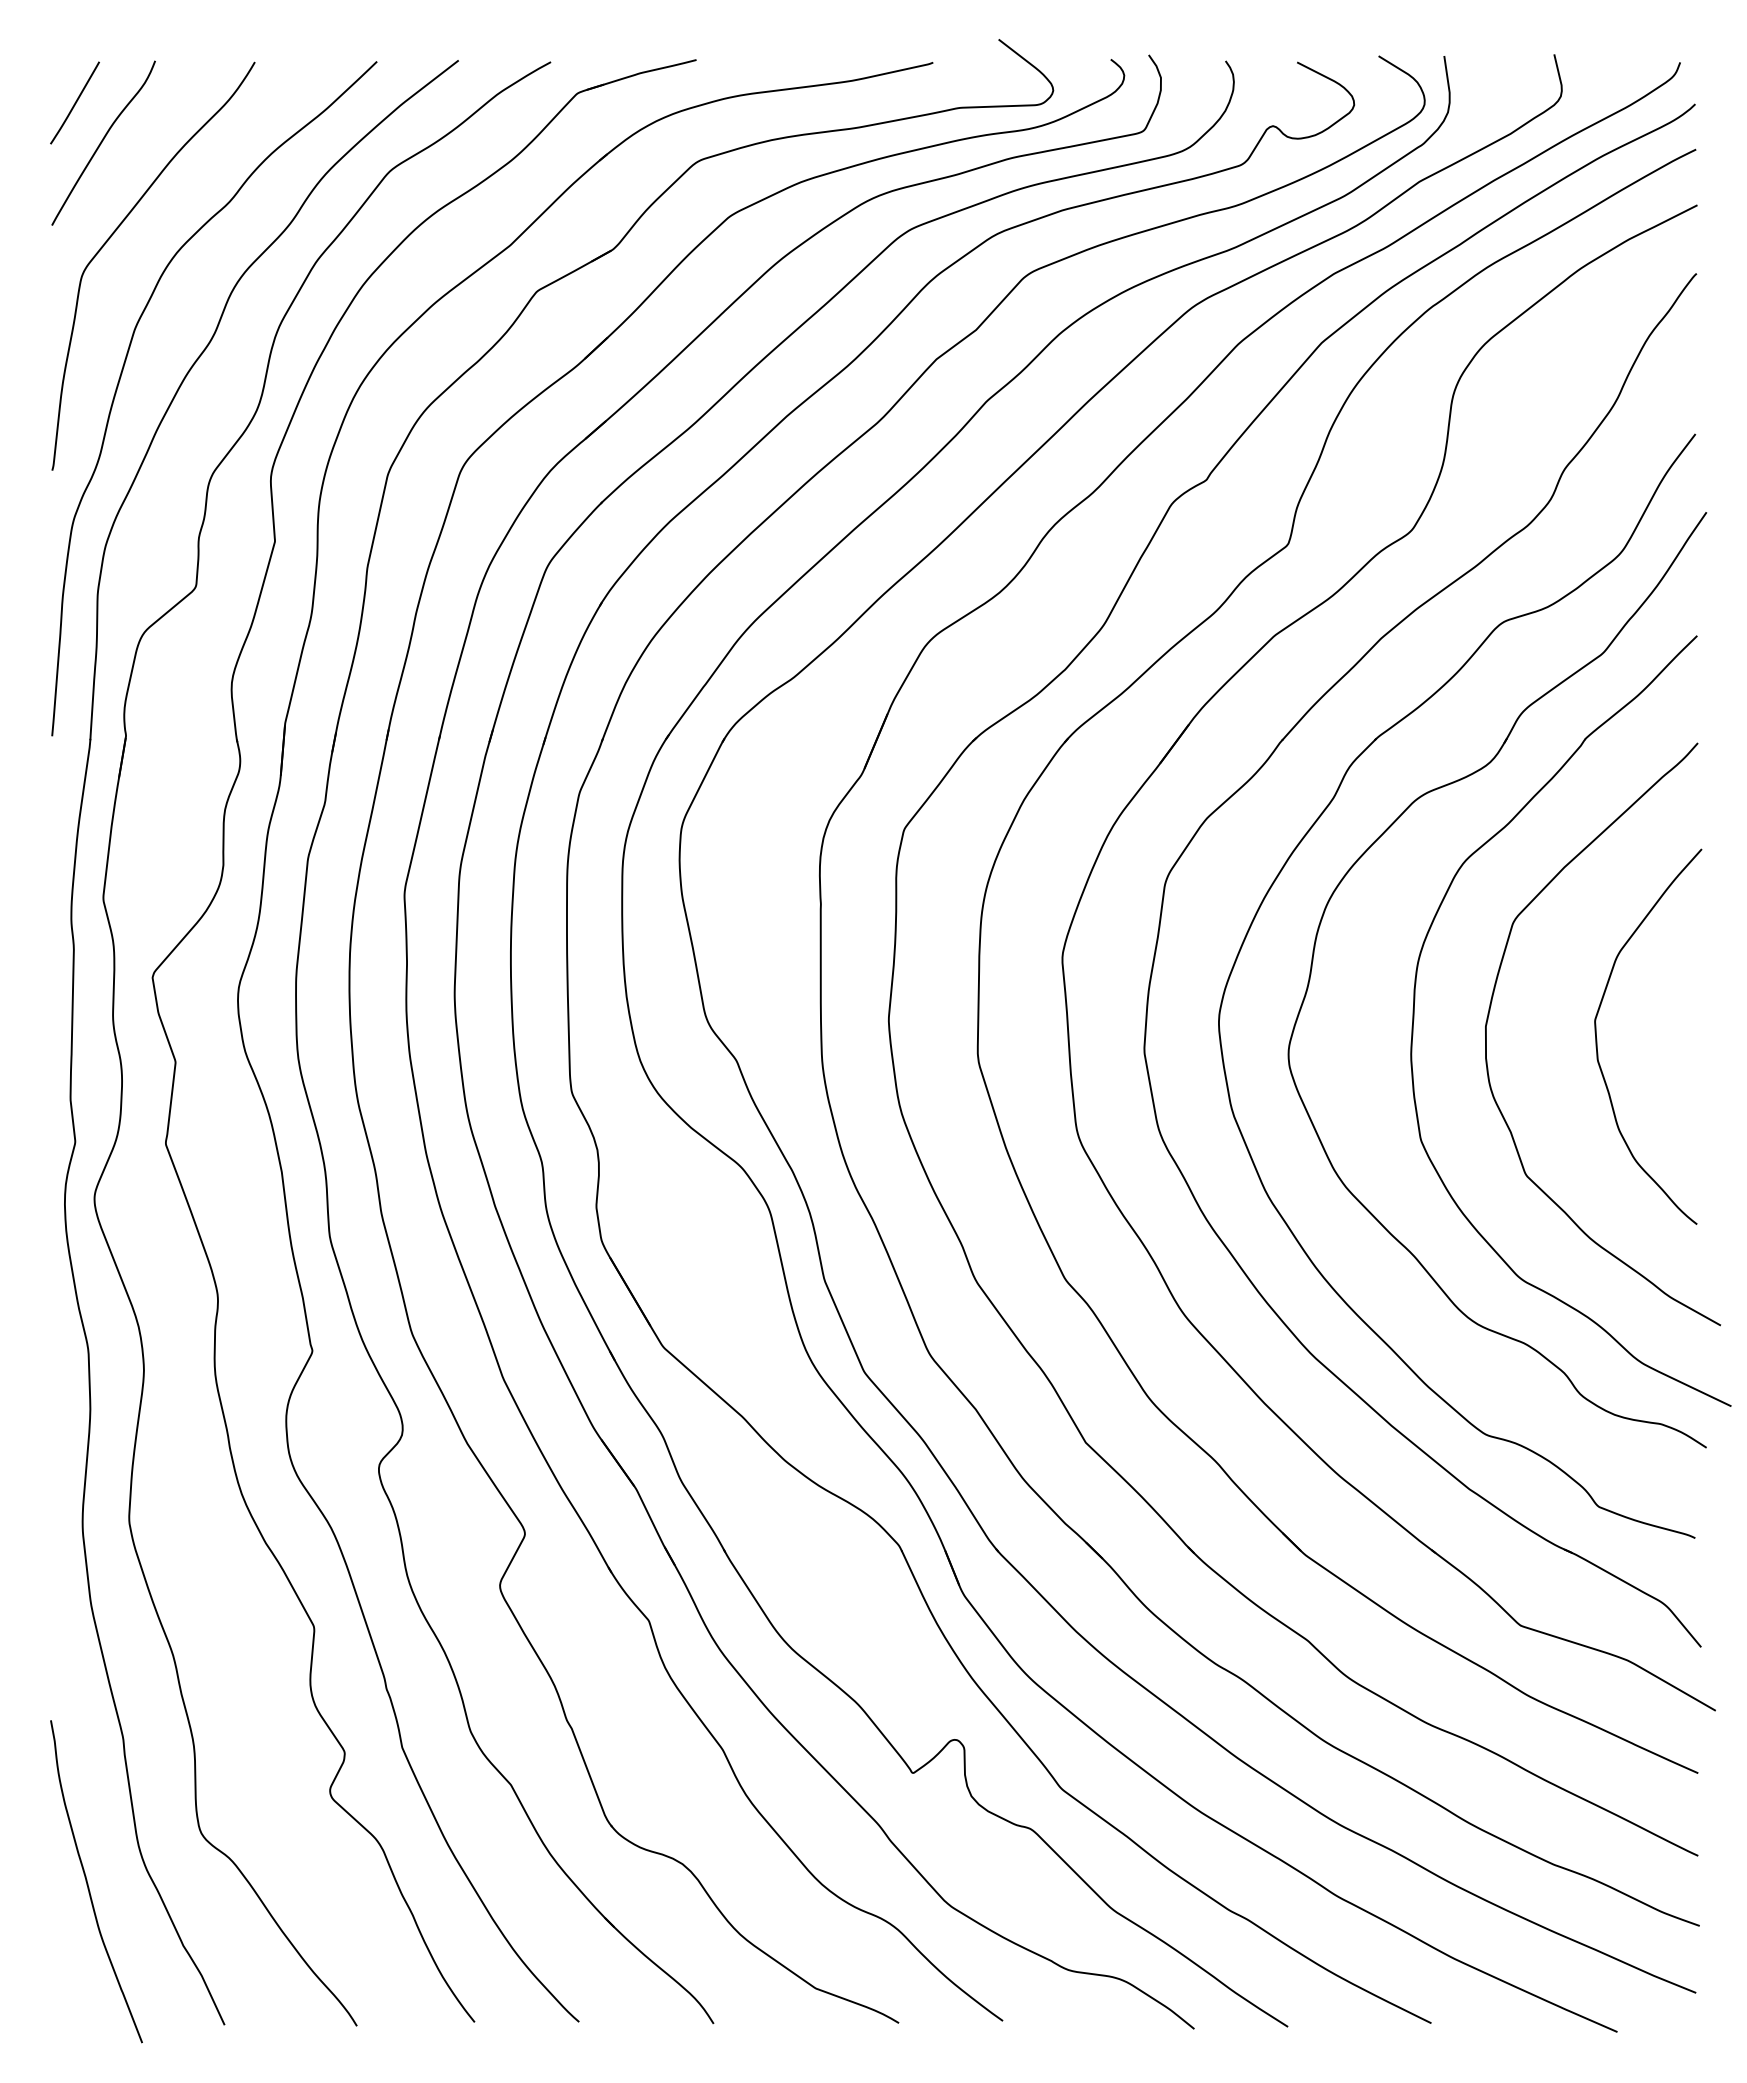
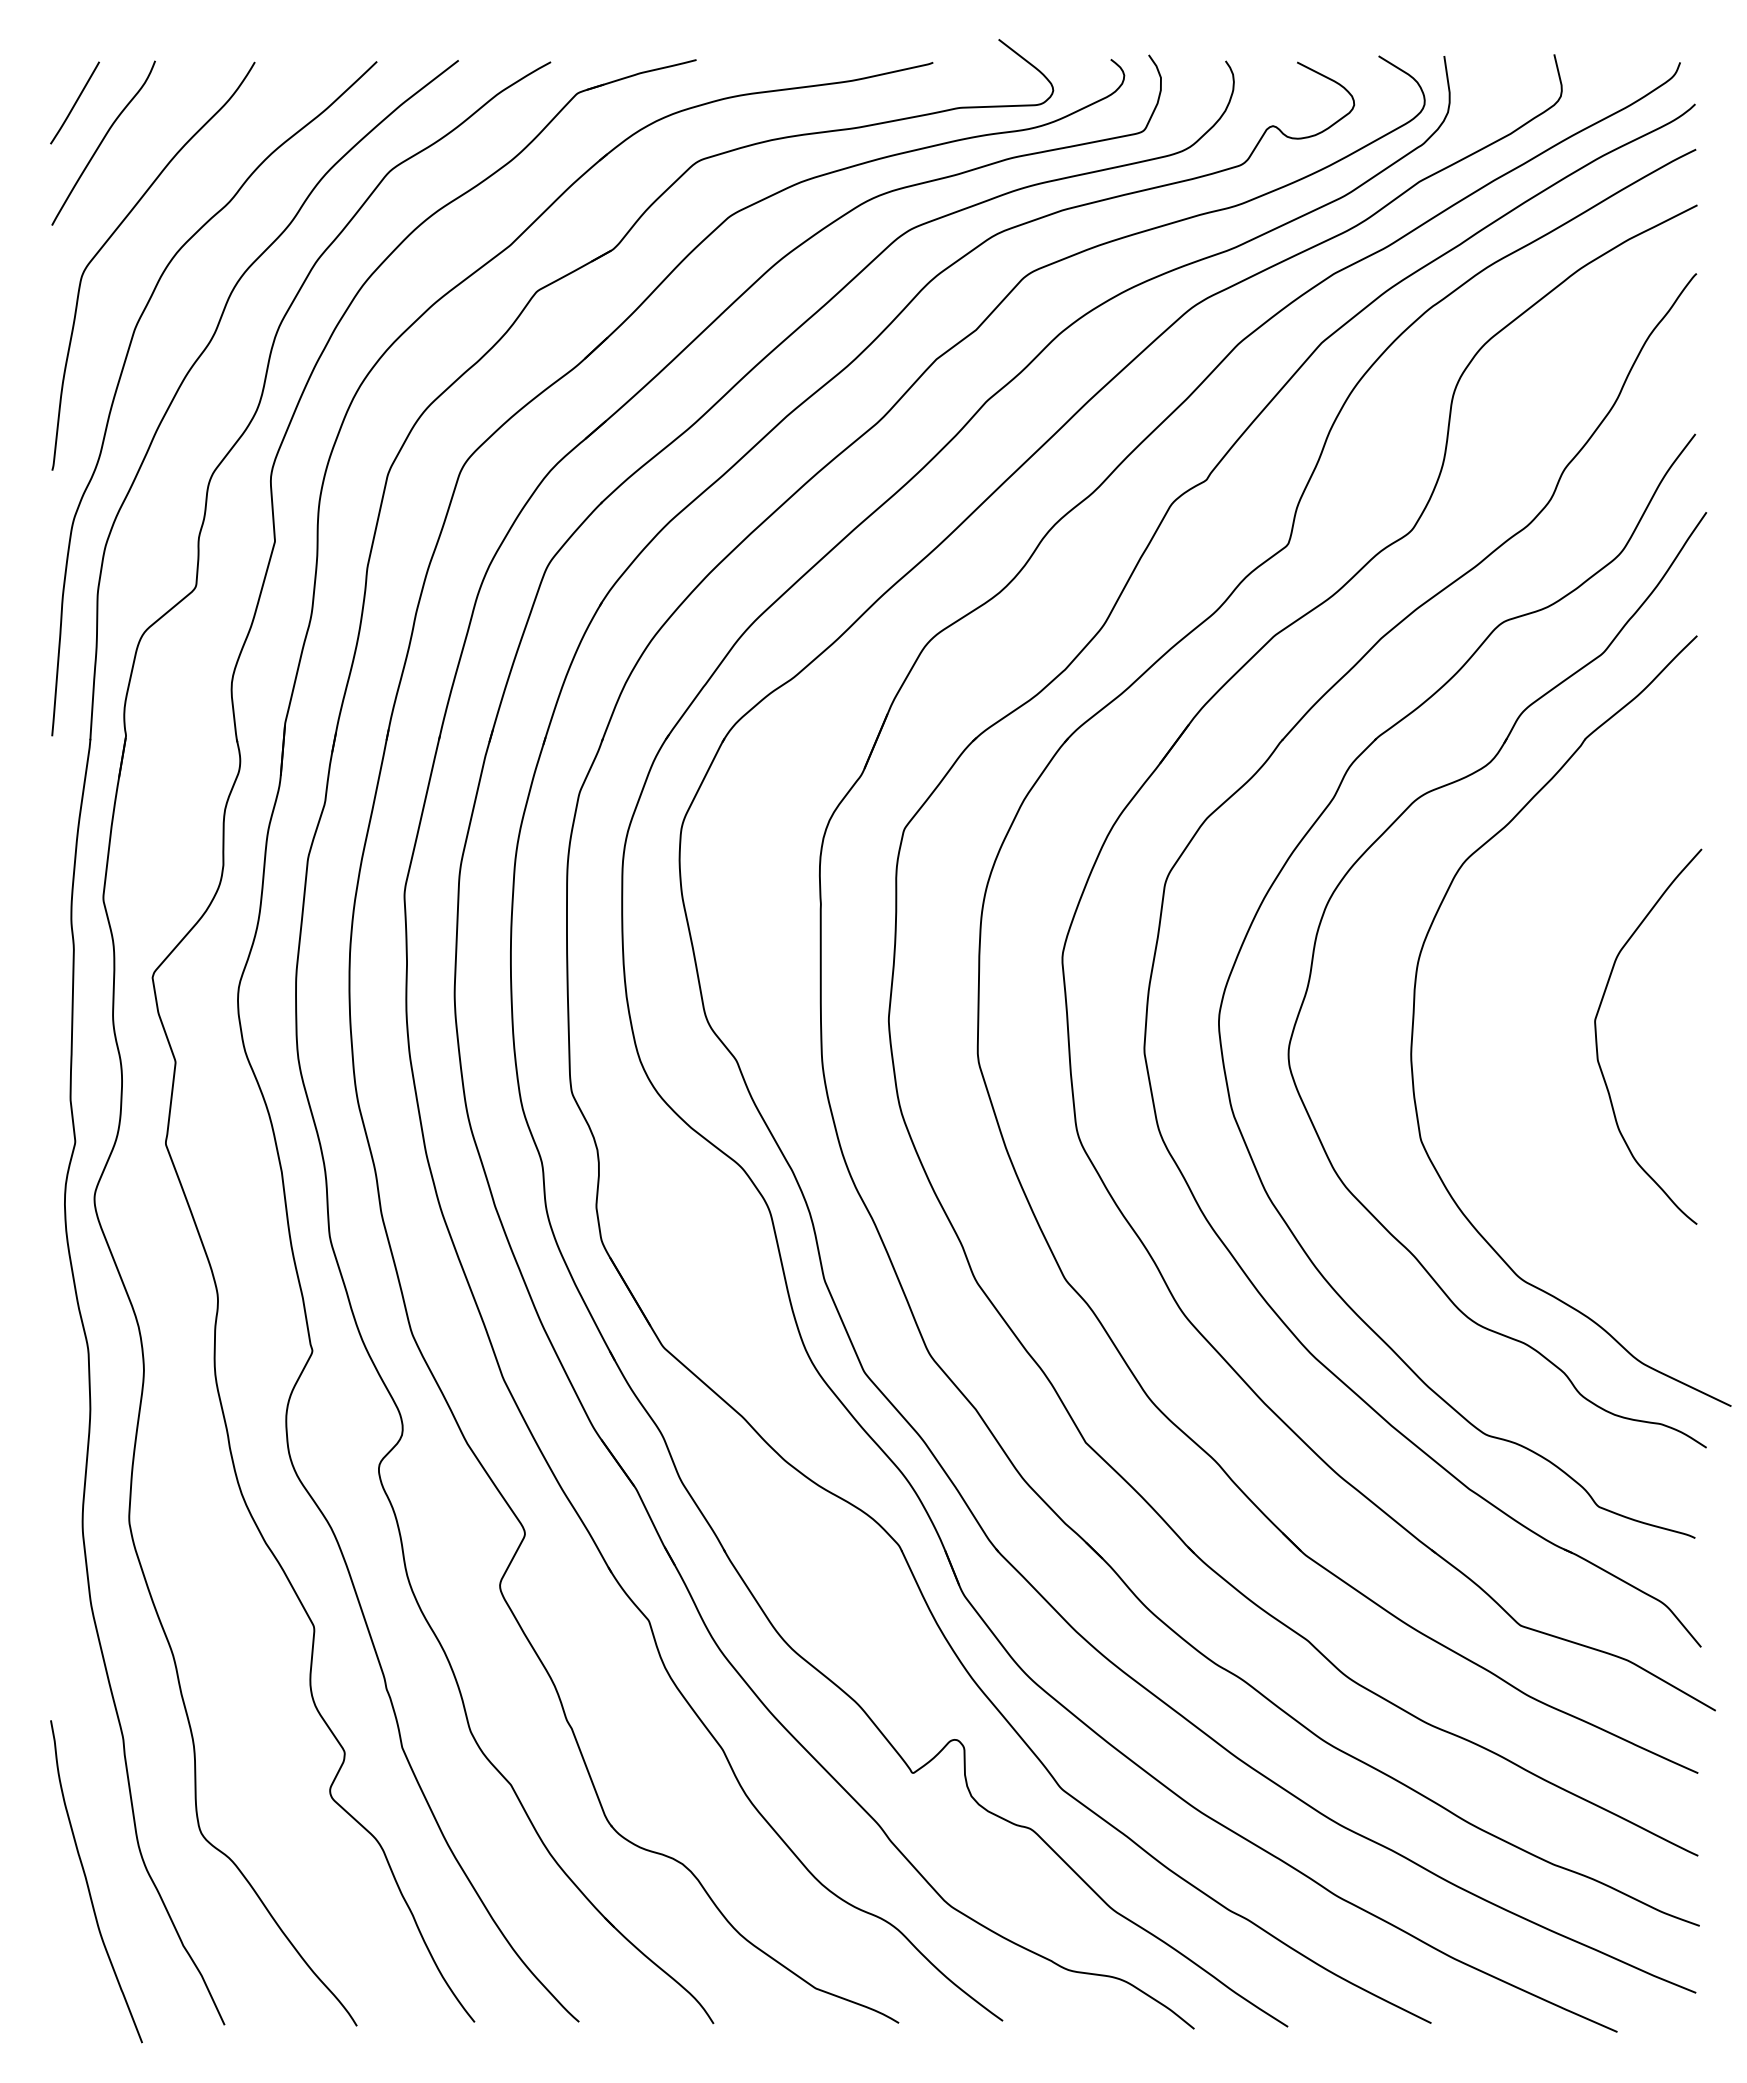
curve: present -> none (1491, 1006)
